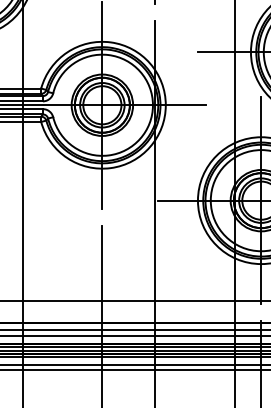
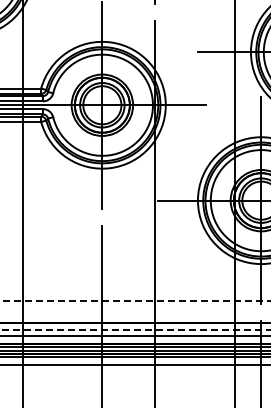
line: solid -> dashed (135, 301)
line: solid -> dashed (135, 330)
line: present -> none (134, 370)
